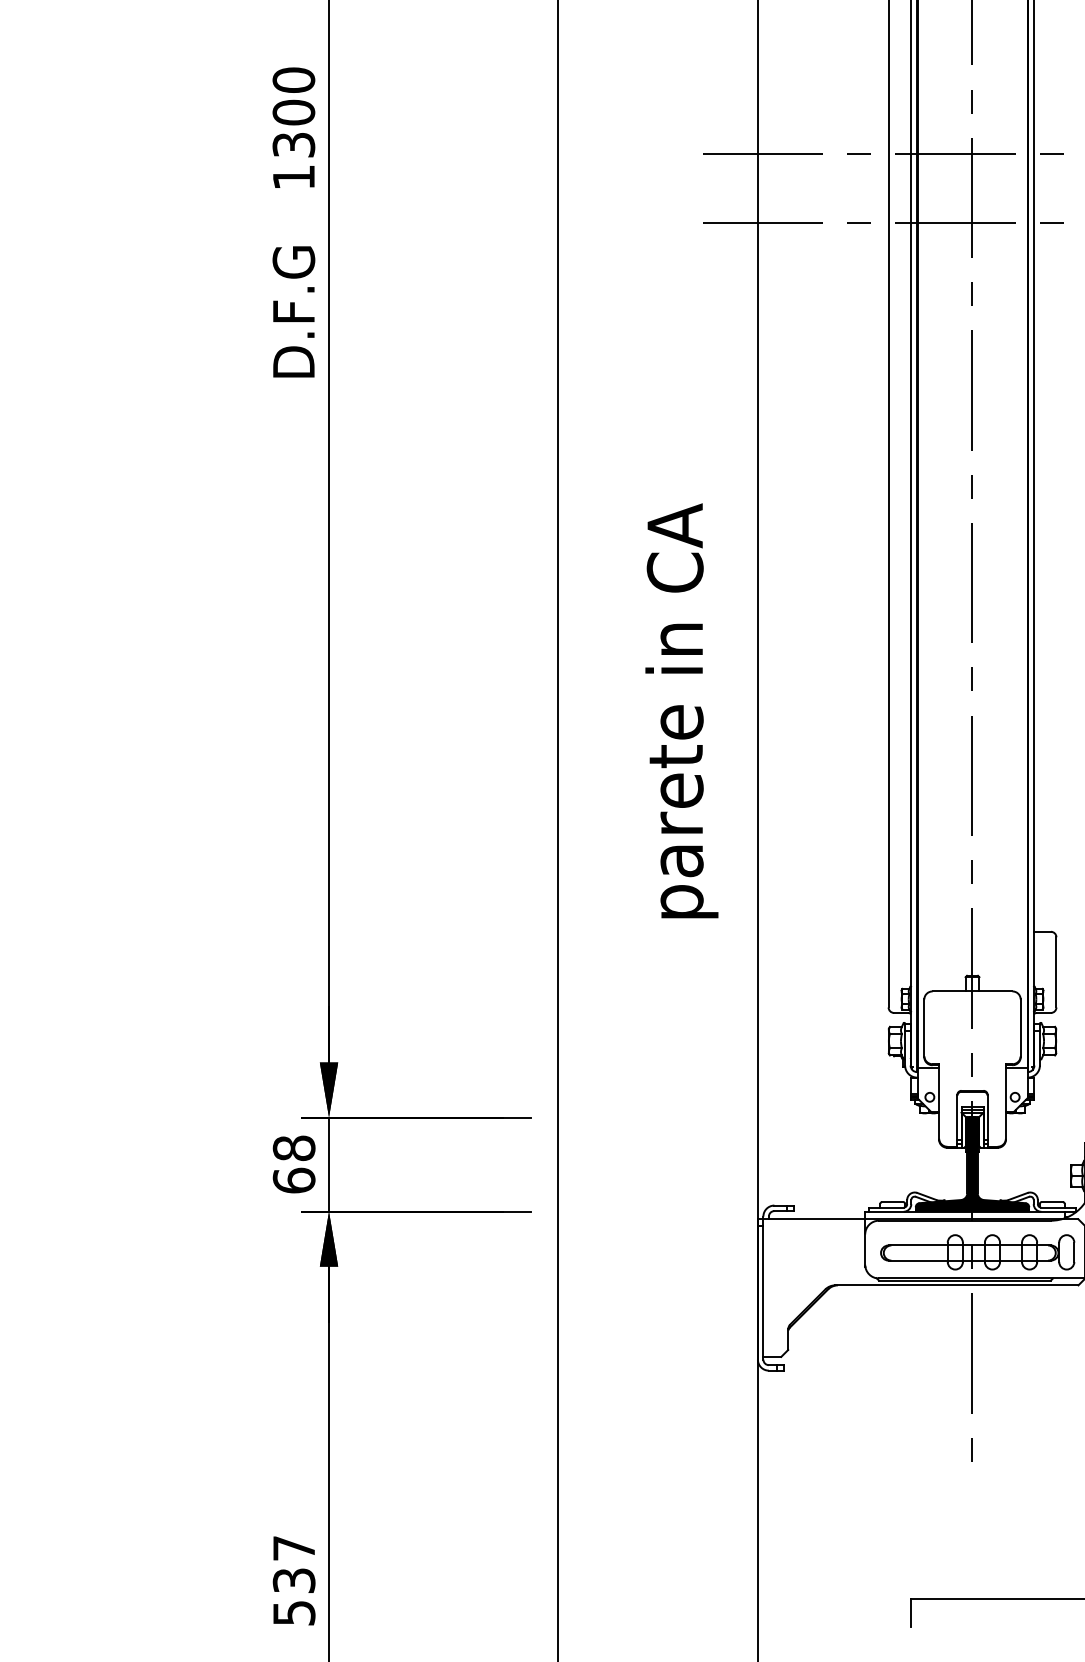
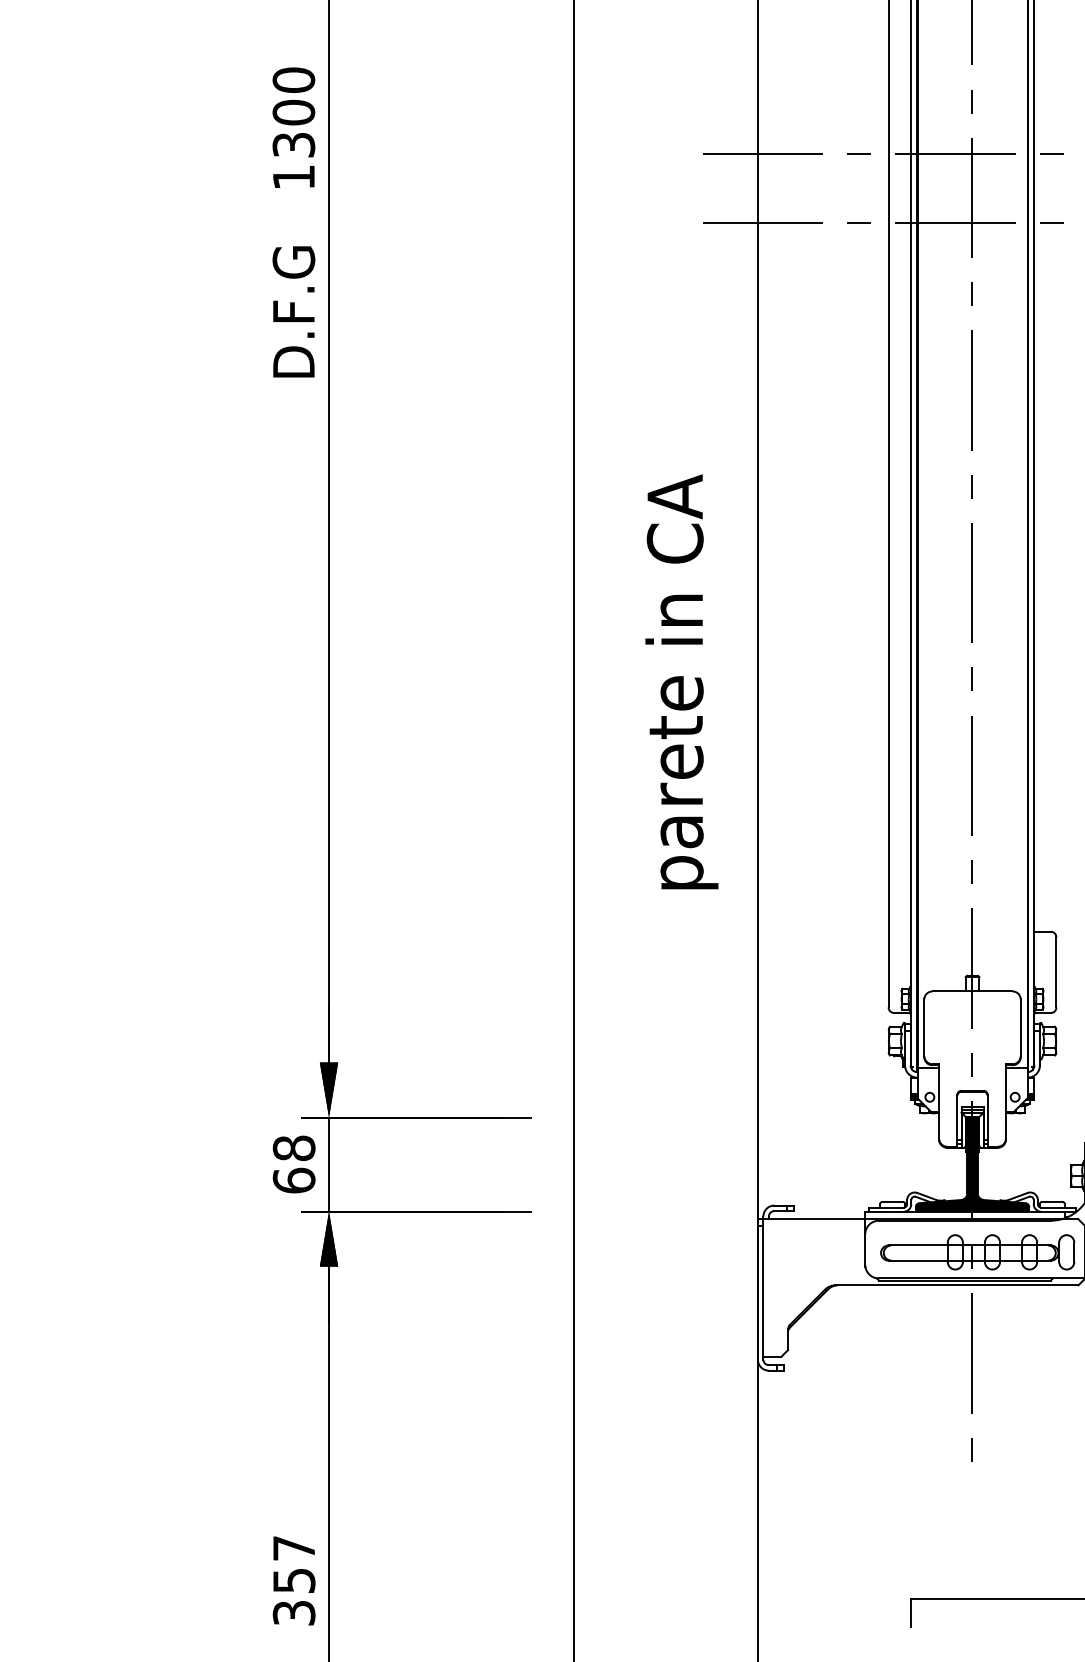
text position: (681, 710) -> (681, 681) (681, 681)
line position: (558, 830) -> (574, 830) (574, 830)
text: 537 -> 357 (293, 1596)
